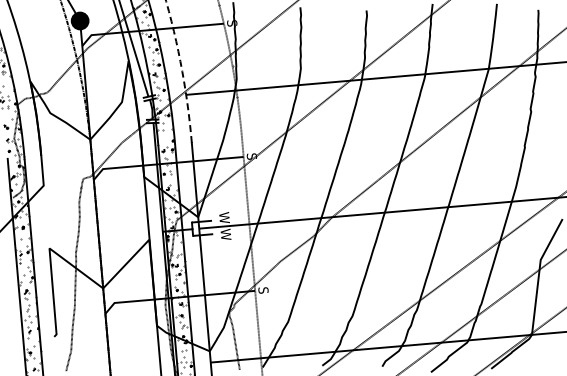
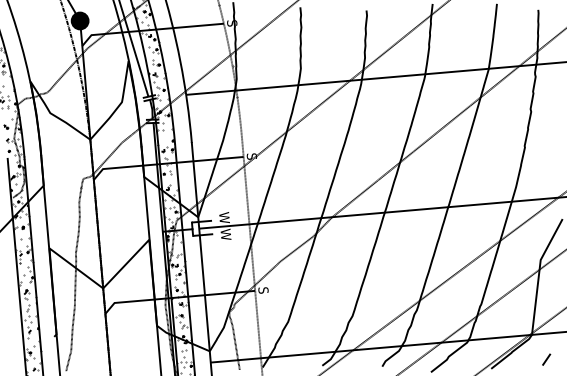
arc: dashed -> solid (181, 70)
line: none -> present (50, 264)
line: none -> present (546, 359)
